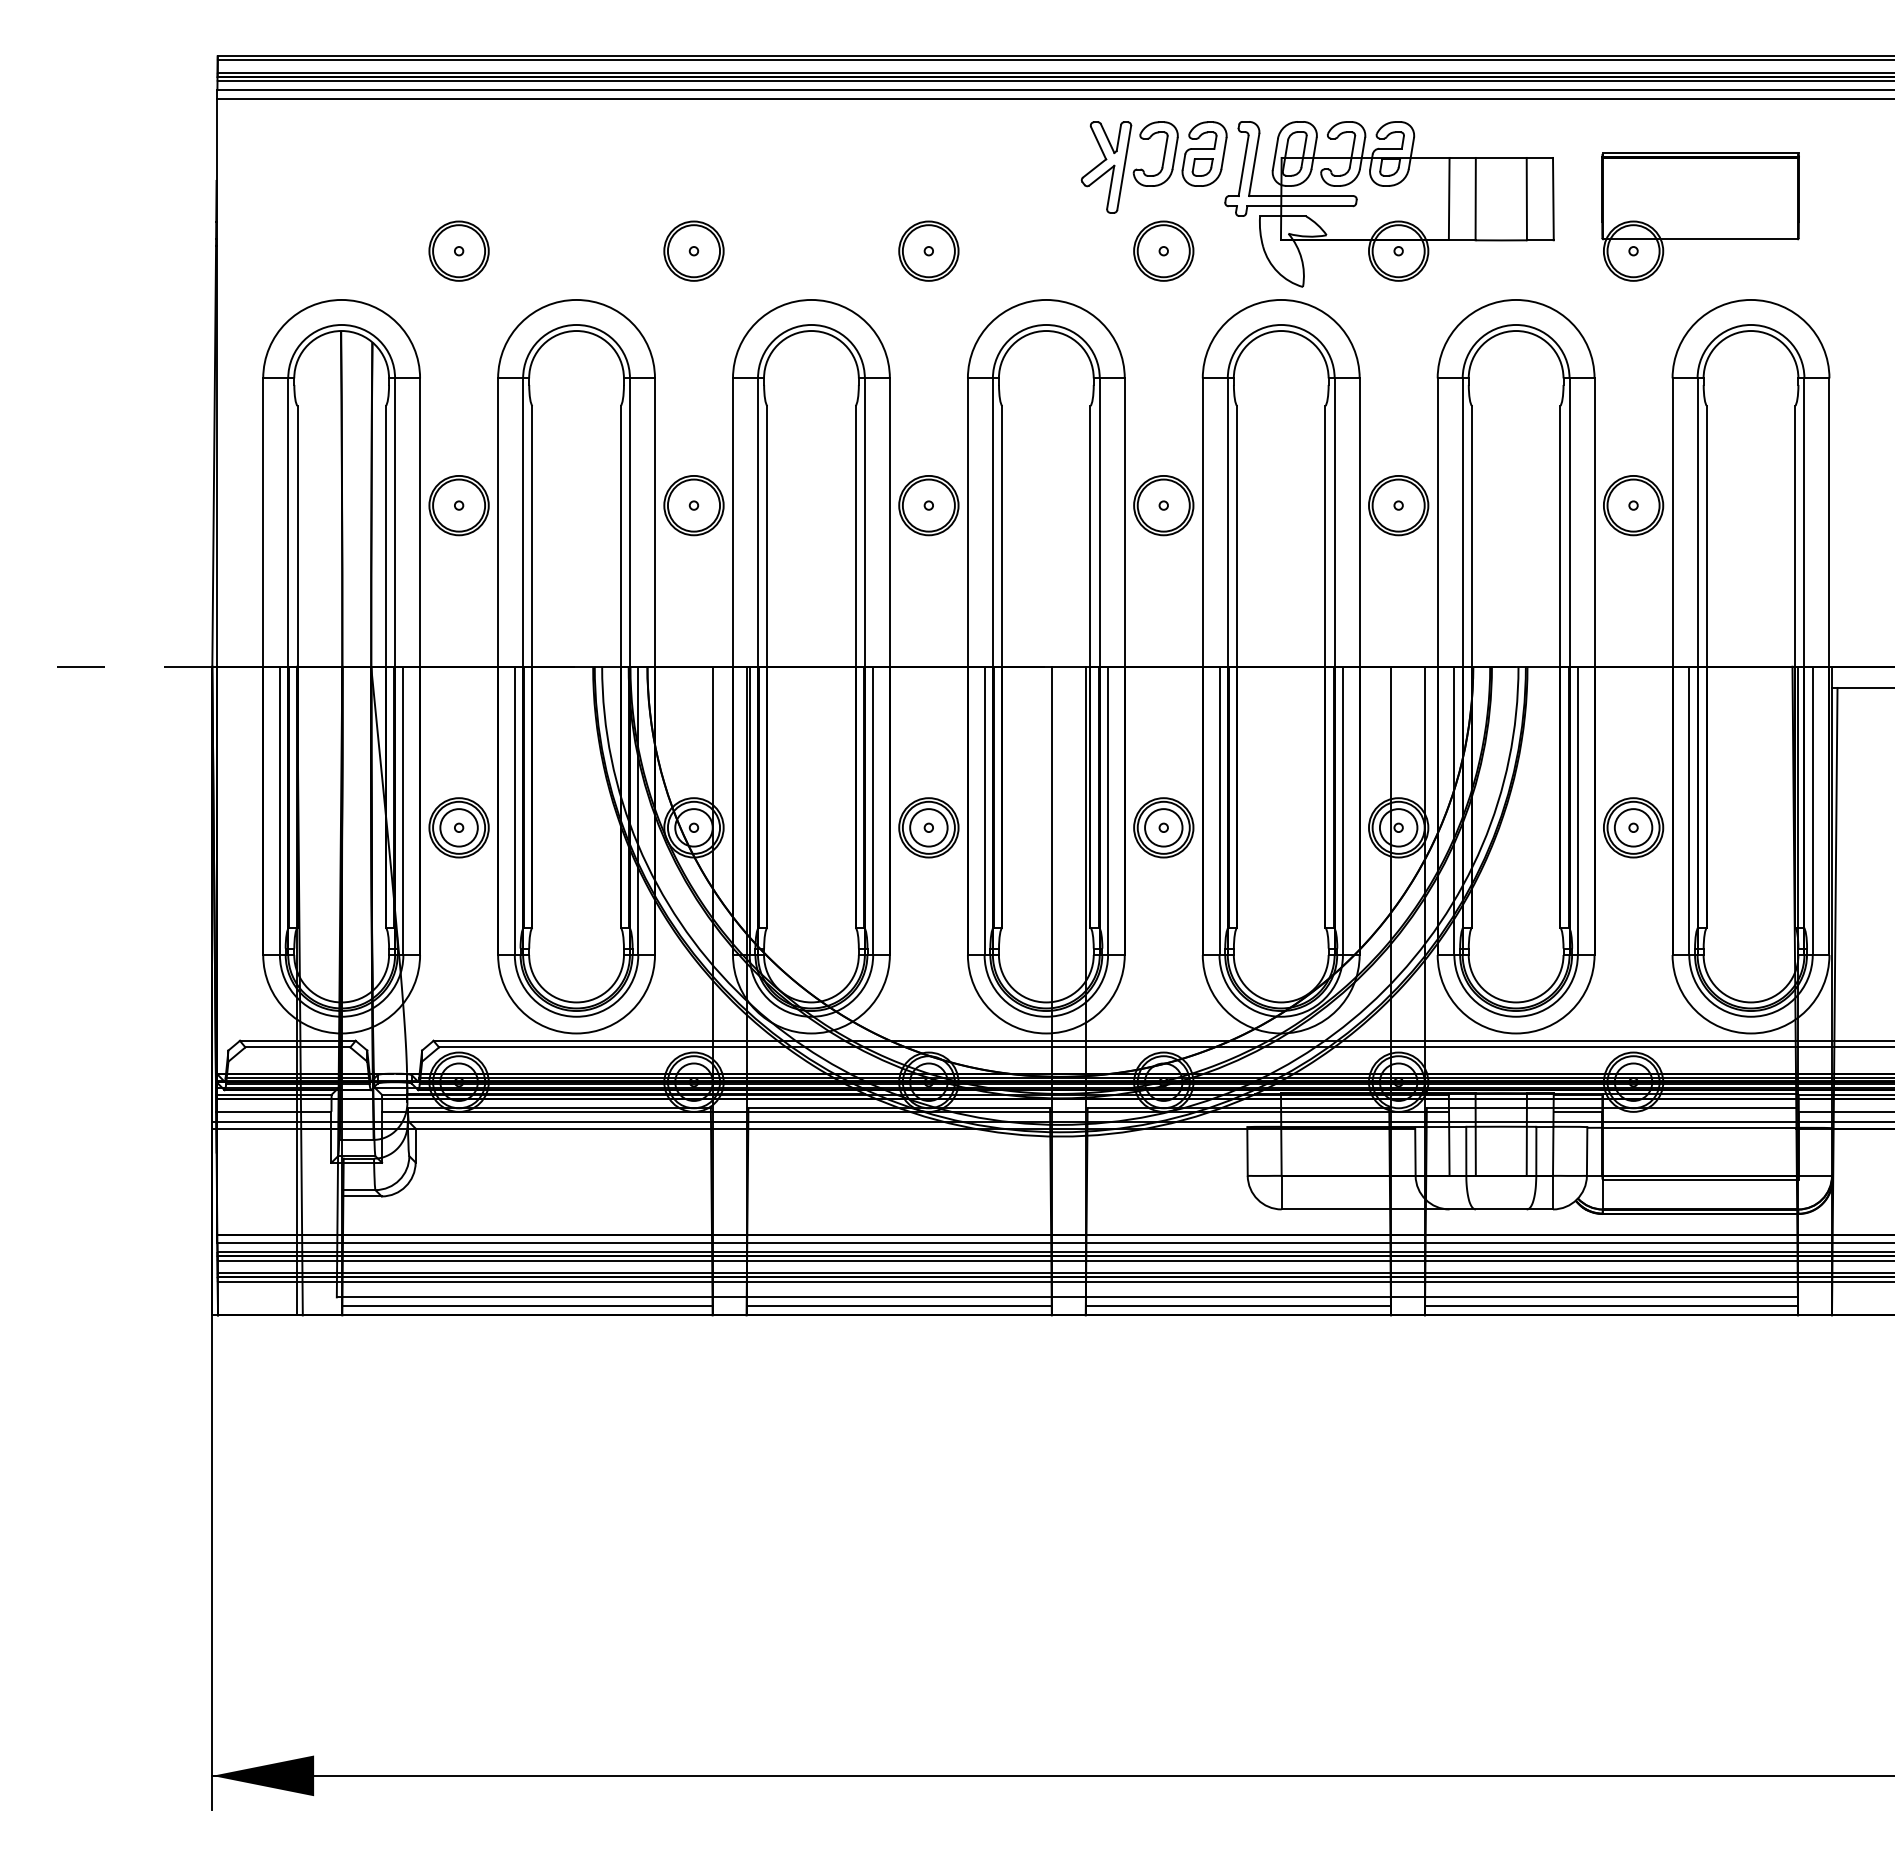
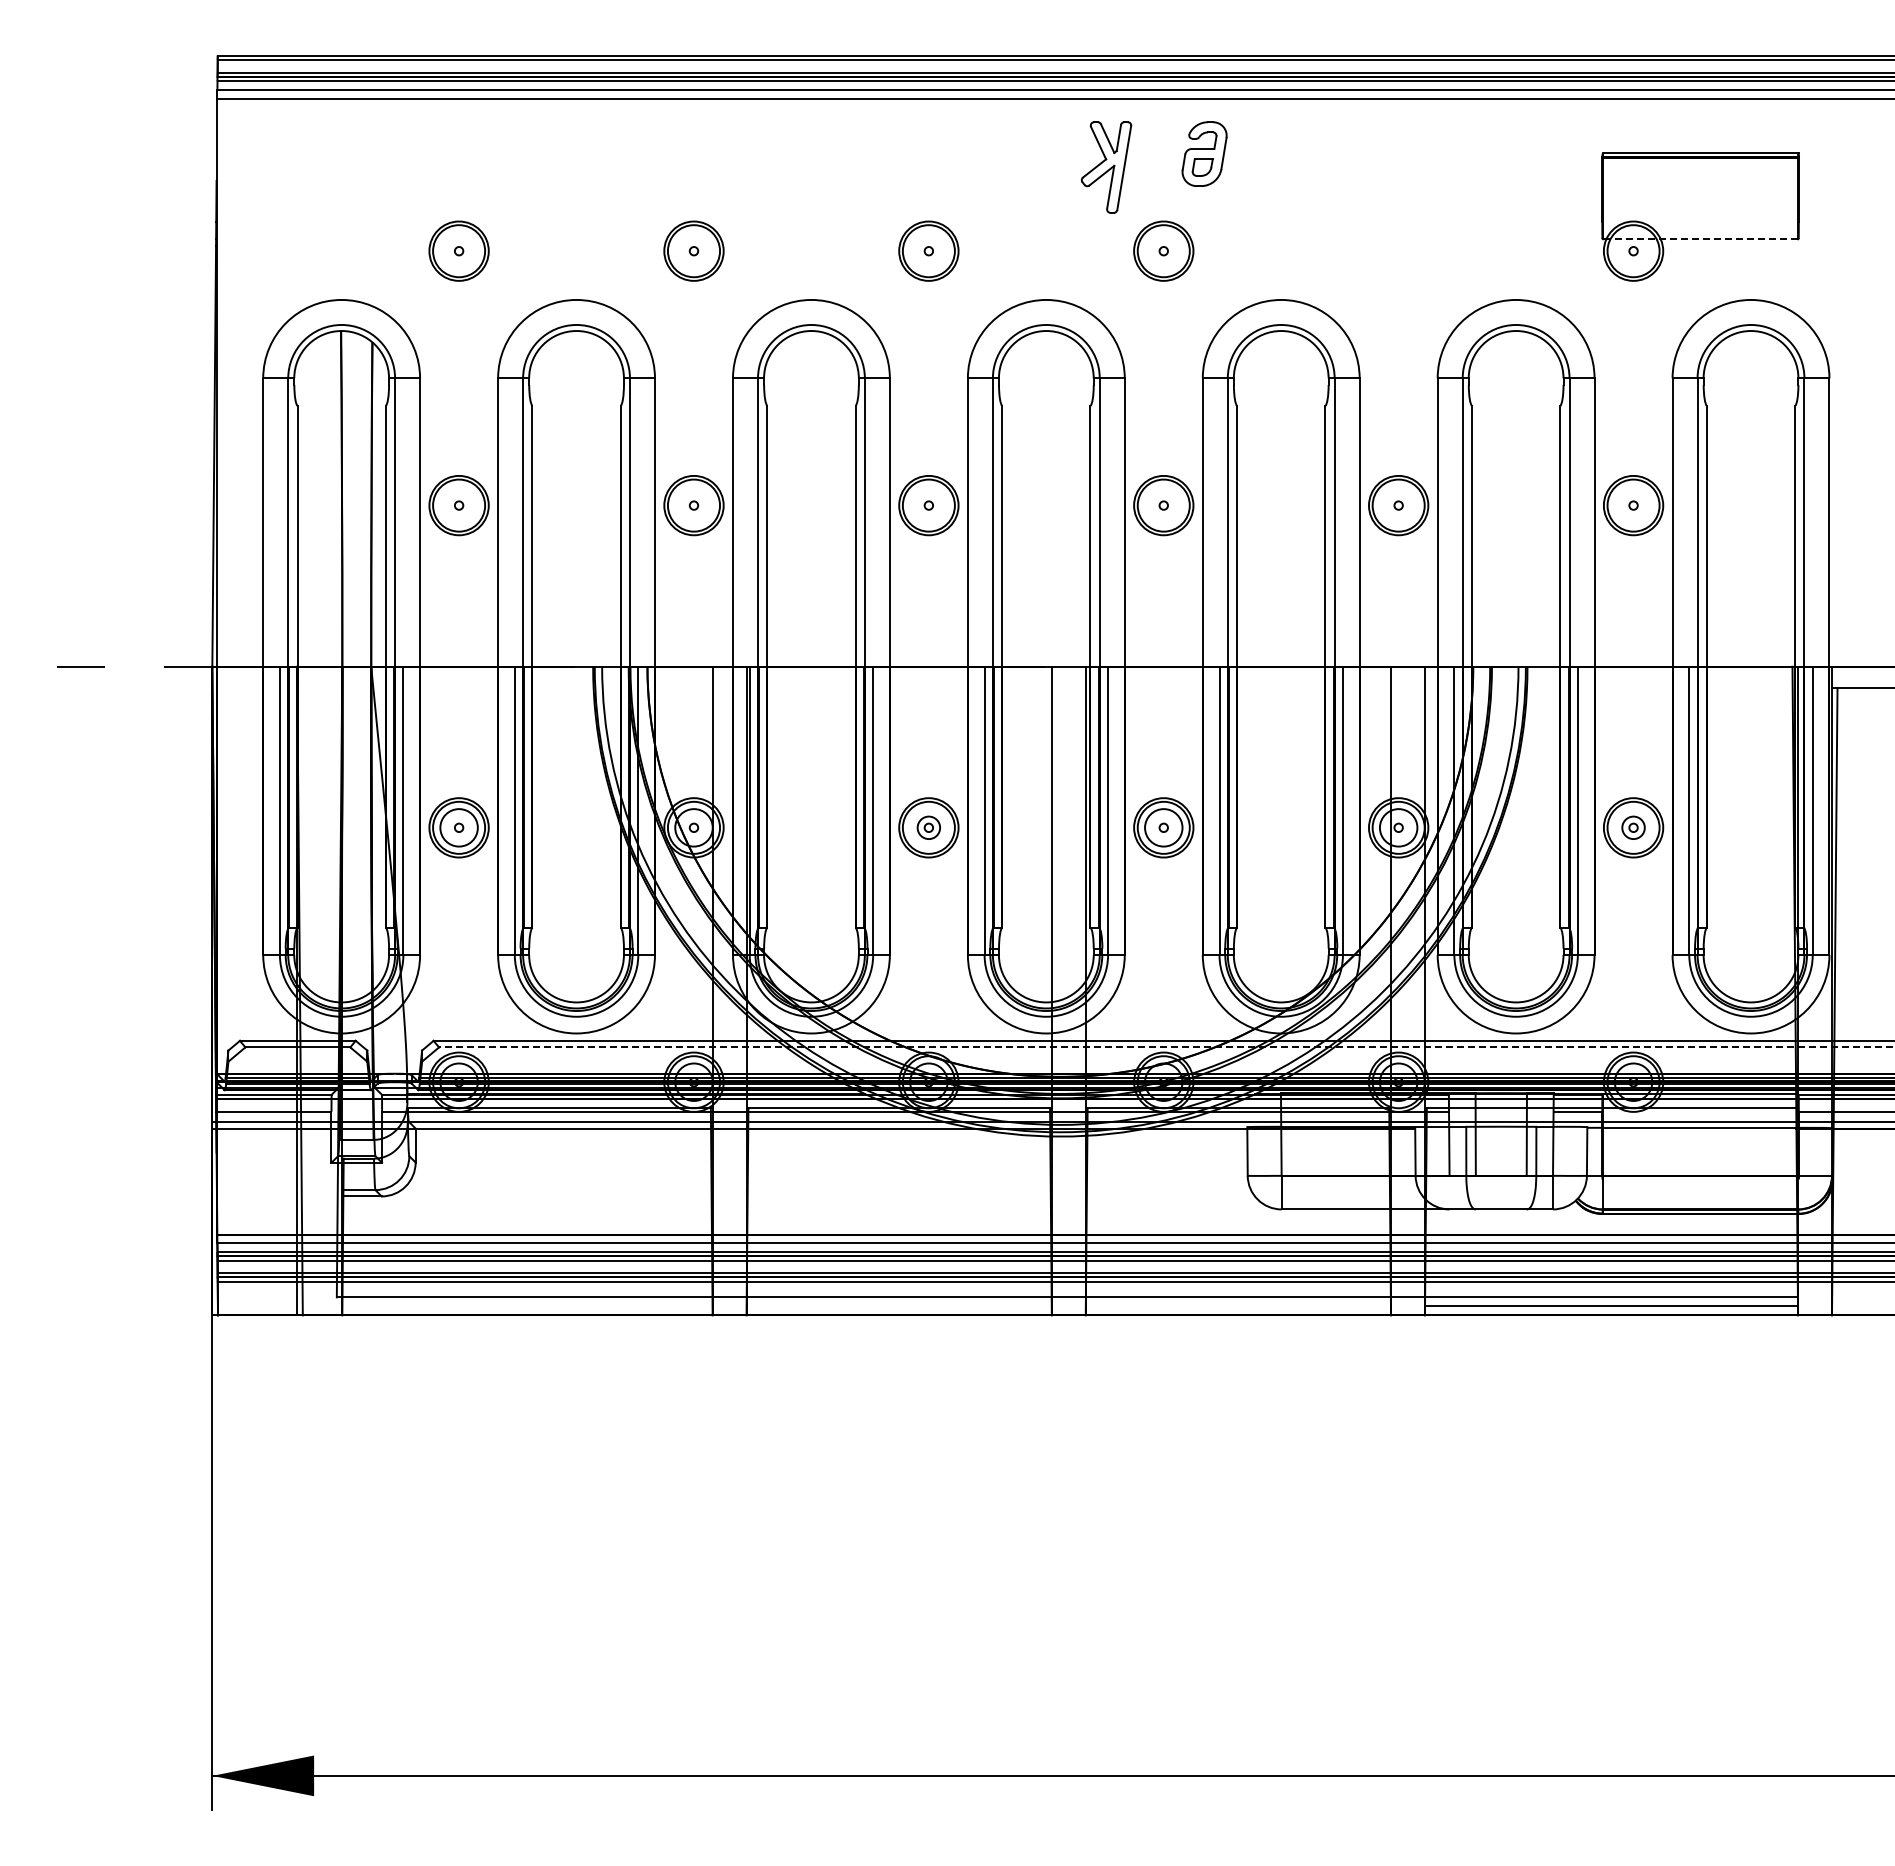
part: present -> none (1163, 153)
part: present -> none (1389, 204)
line: solid -> dashed (1700, 239)
circle diameter: 37 px -> 22 px (928, 827)
circle diameter: 37 px -> 22 px (1633, 827)
line: solid -> dashed (1166, 1047)
line: present -> none (1700, 1180)
line: present -> none (527, 1306)
line: present -> none (898, 1306)
line: present -> none (1237, 1306)
